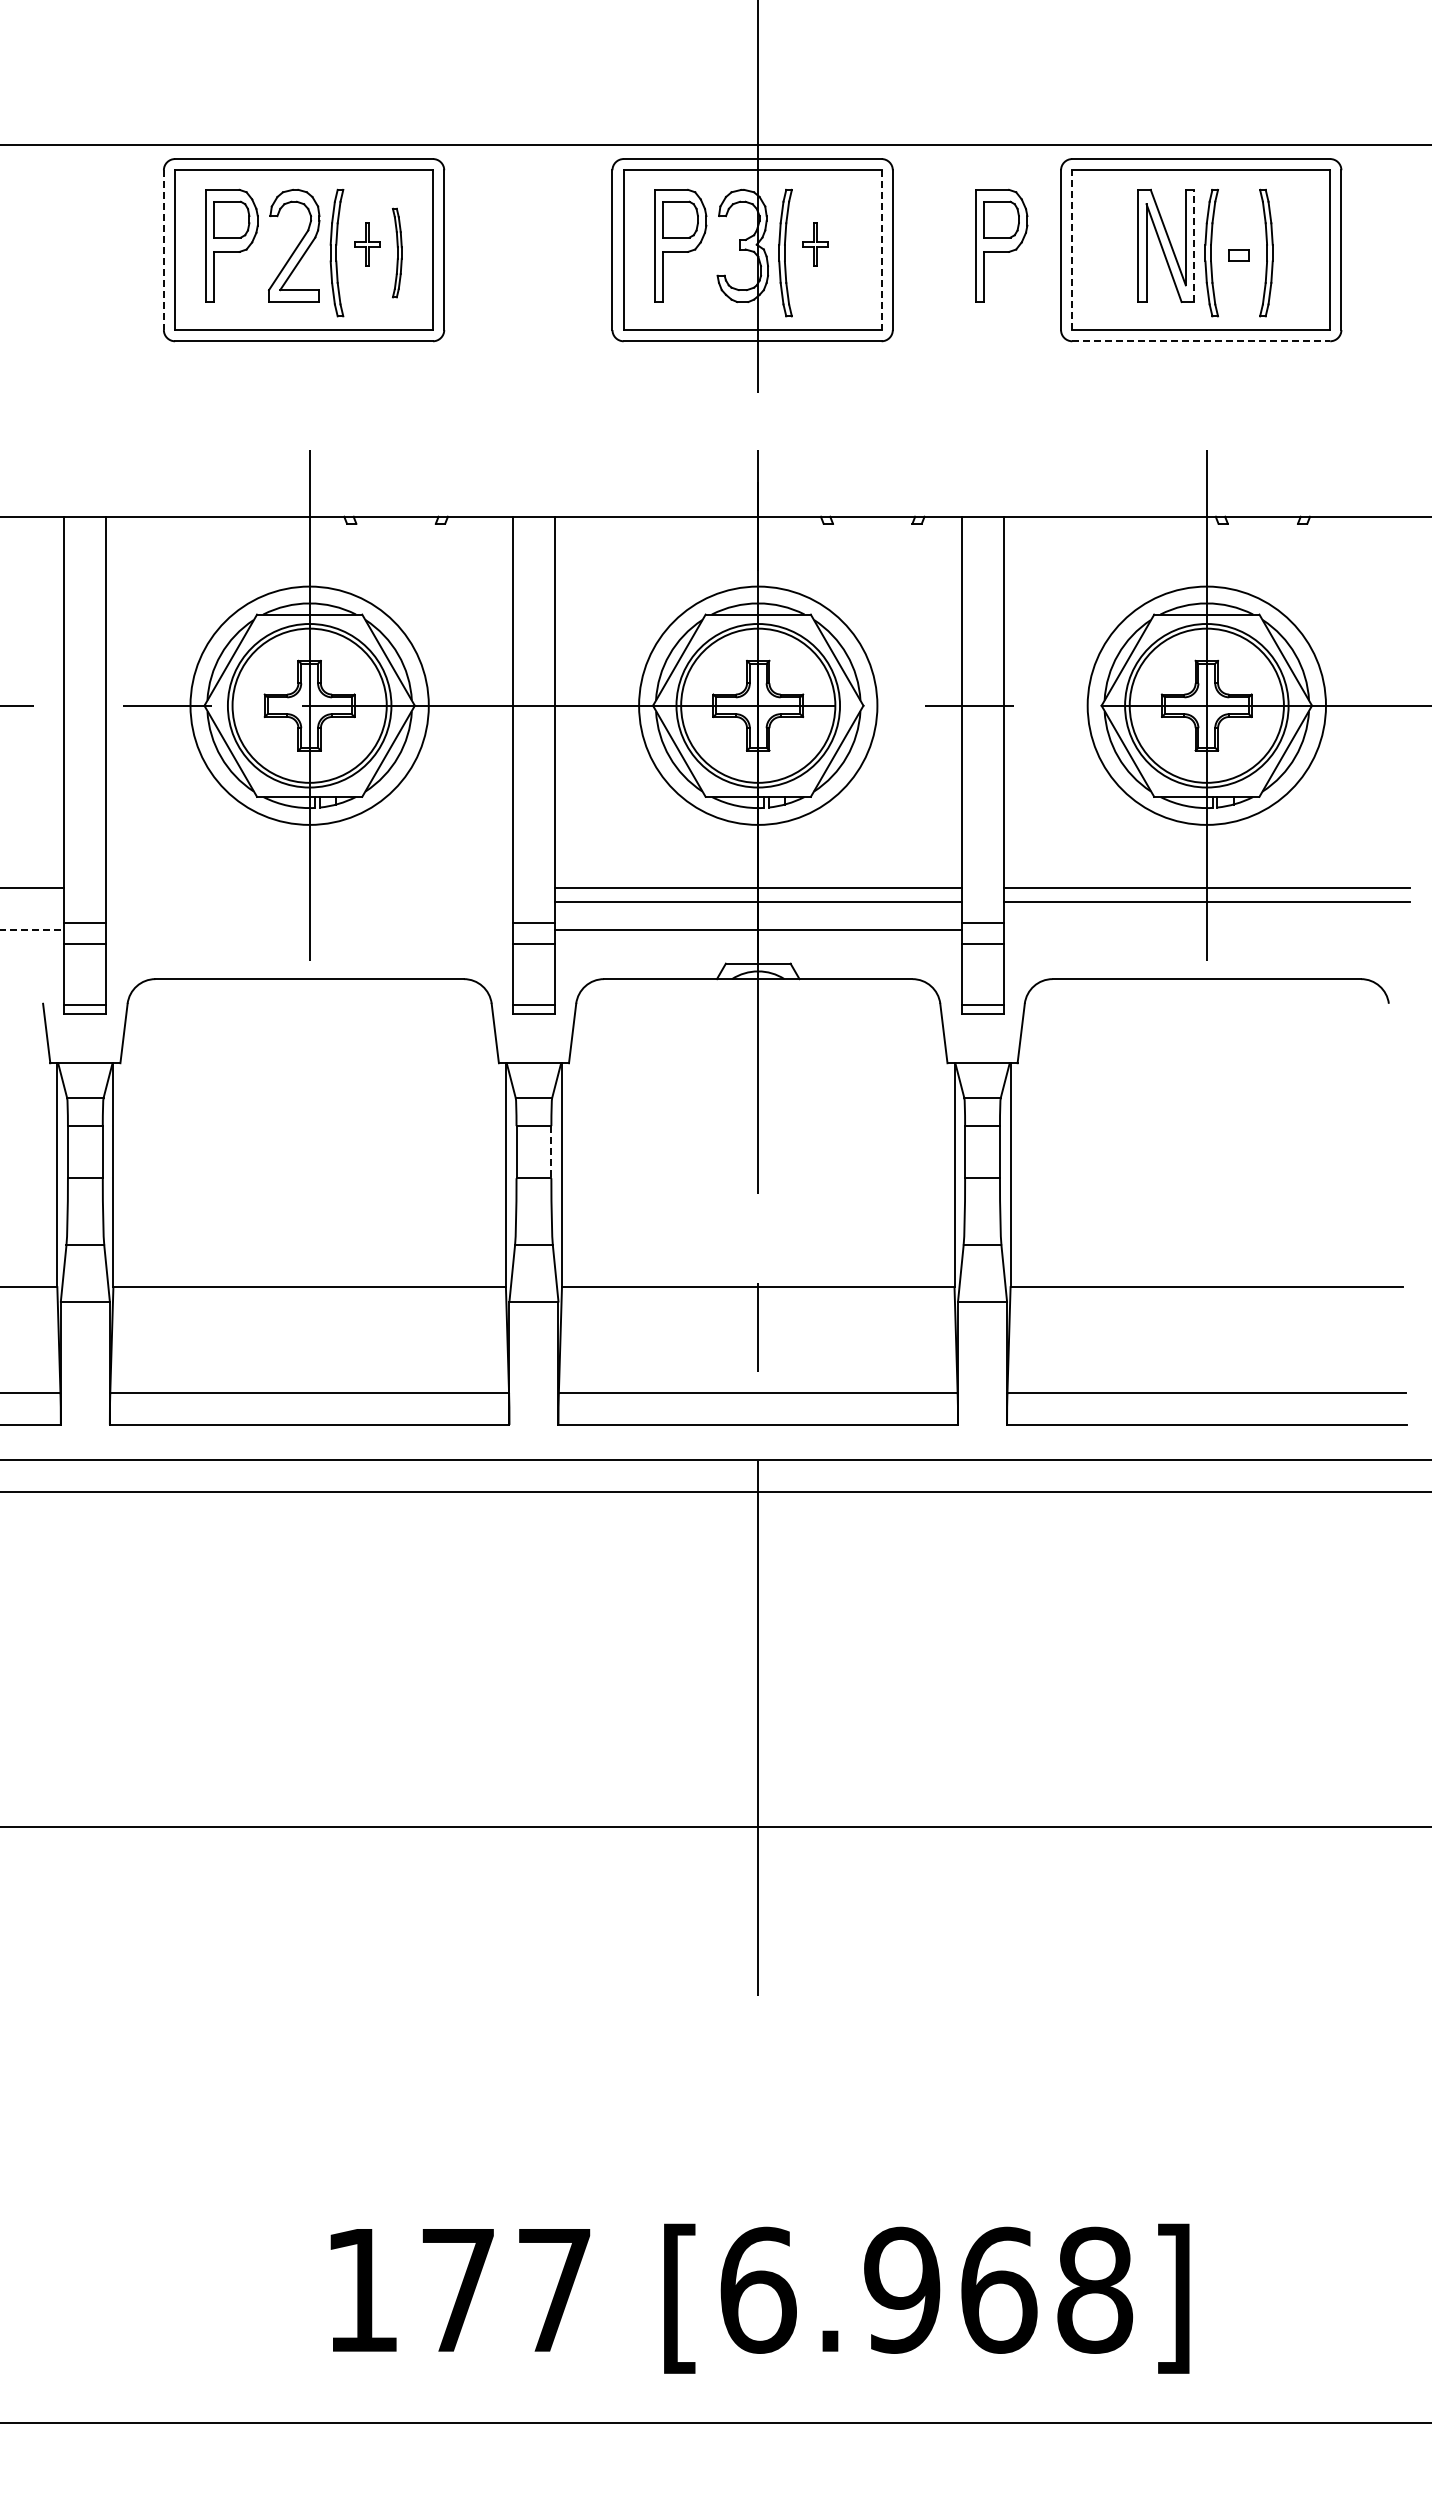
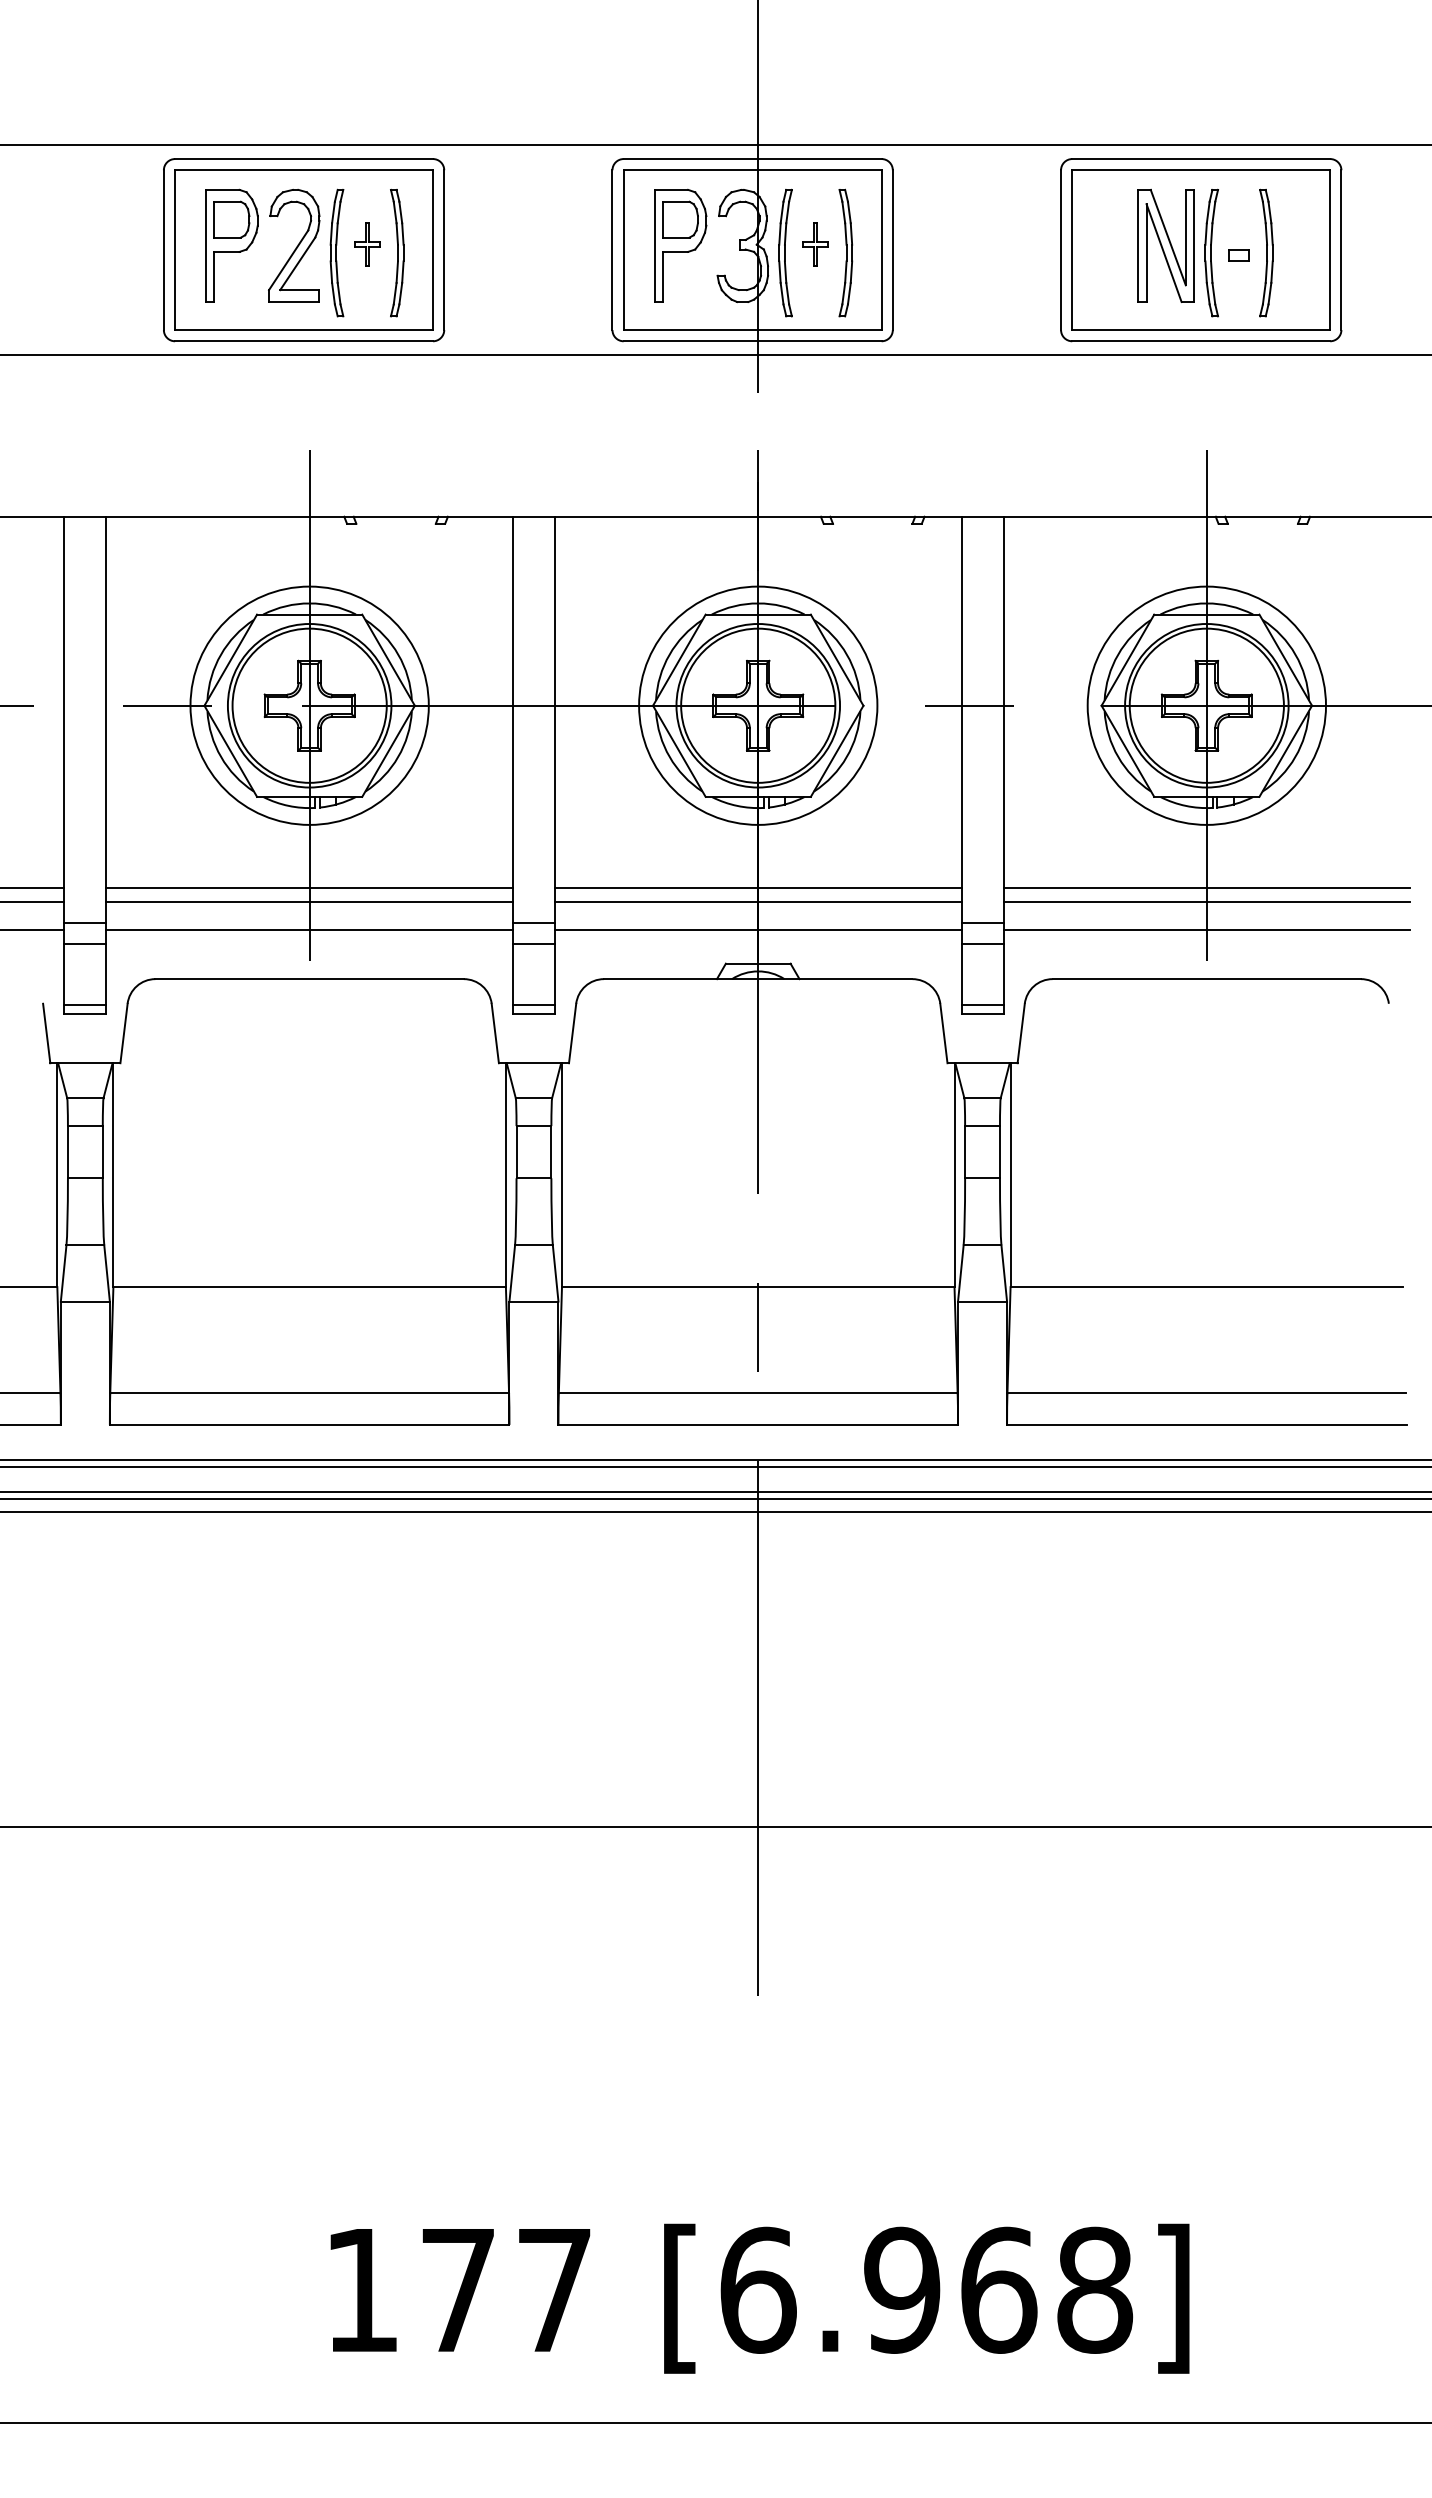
part: present -> none (1001, 245)
line: dashed -> solid (1194, 245)
line: dashed -> solid (163, 250)
line: dashed -> solid (881, 250)
line: dashed -> solid (1072, 250)
part size: 11x92 px -> 15x130 px (397, 252)
part: none -> present (845, 252)
line: dashed -> solid (1201, 341)
line: none -> present (715, 355)
line: none -> present (309, 888)
line: none -> present (33, 902)
line: none -> present (309, 902)
line: dashed -> solid (32, 930)
line: none -> present (309, 930)
line: none -> present (1206, 930)
line: dashed -> solid (551, 1152)
line: none -> present (715, 1466)
line: none -> present (715, 1499)
line: none -> present (715, 1511)
